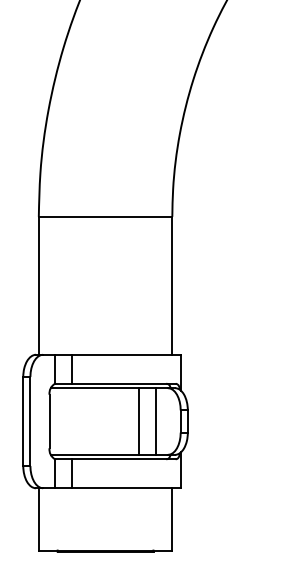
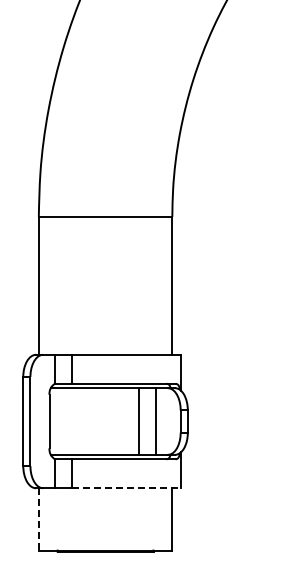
line: solid -> dashed (126, 488)
line: solid -> dashed (38, 519)
